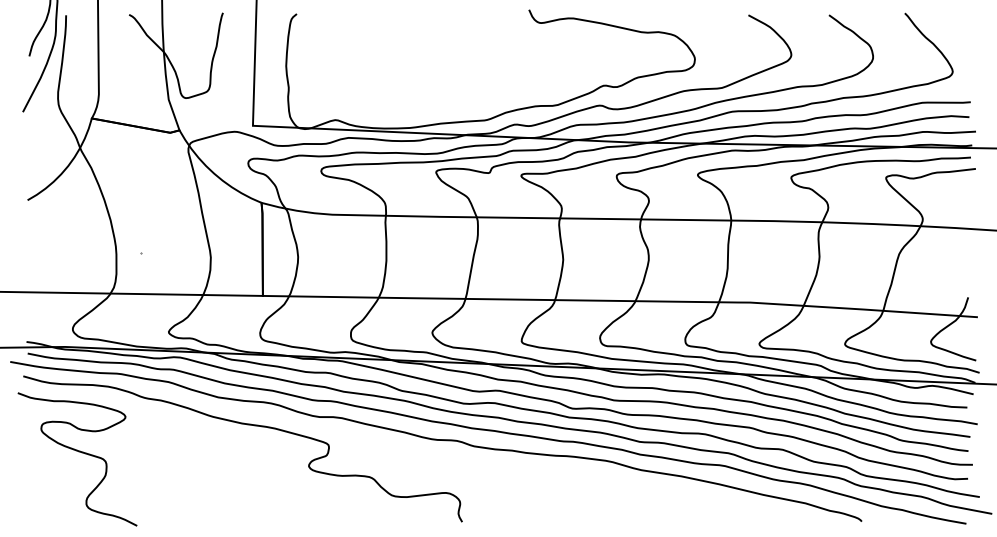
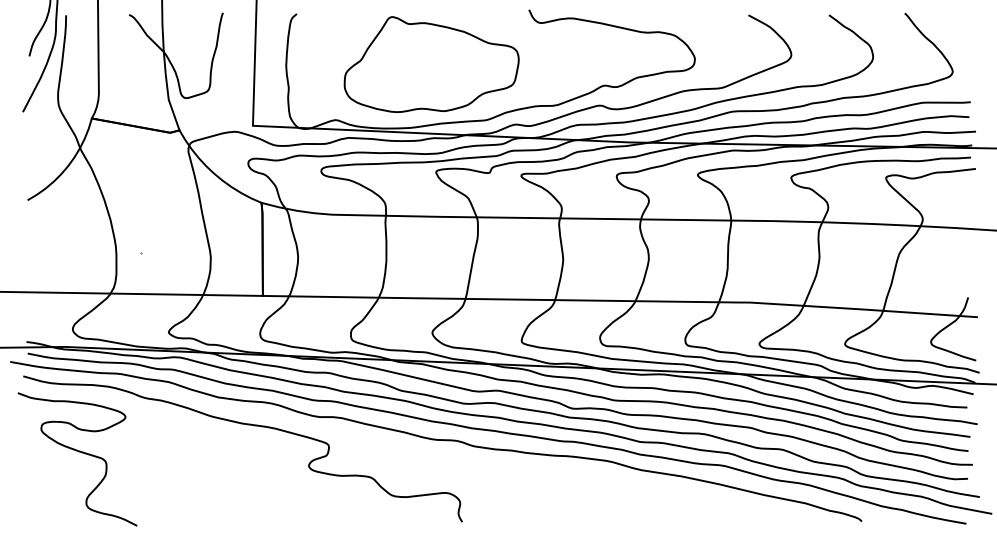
part: none -> present (431, 64)
